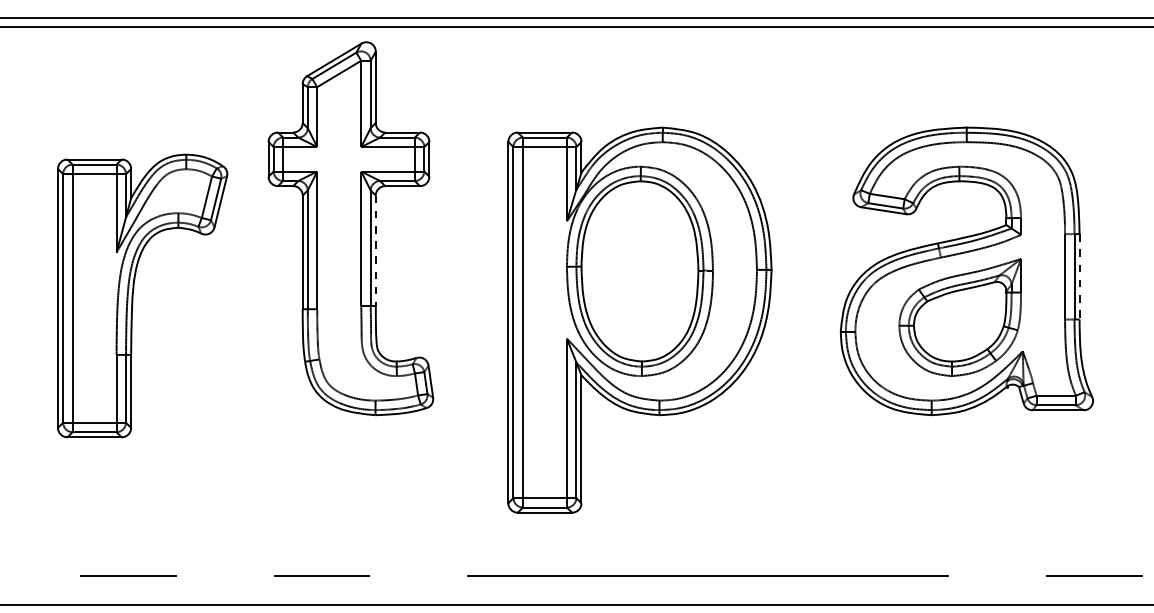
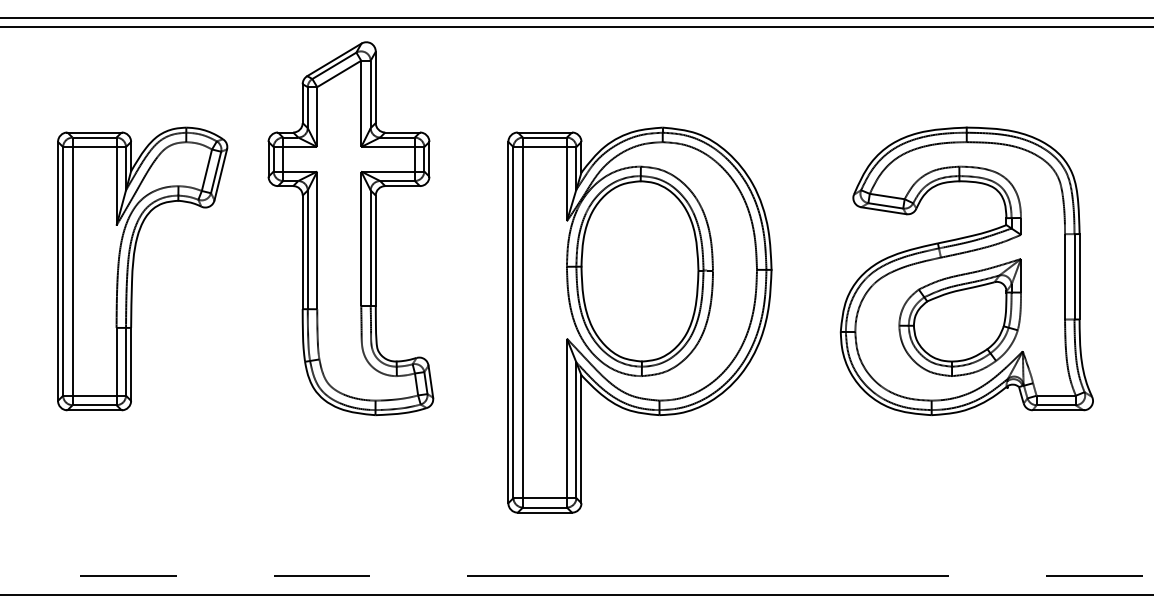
line: dashed -> solid (375, 250)
line: dashed -> solid (1079, 276)
part position: (133, 295) -> (133, 268) (133, 268)
line position: (576, 604) -> (576, 594) (576, 594)
